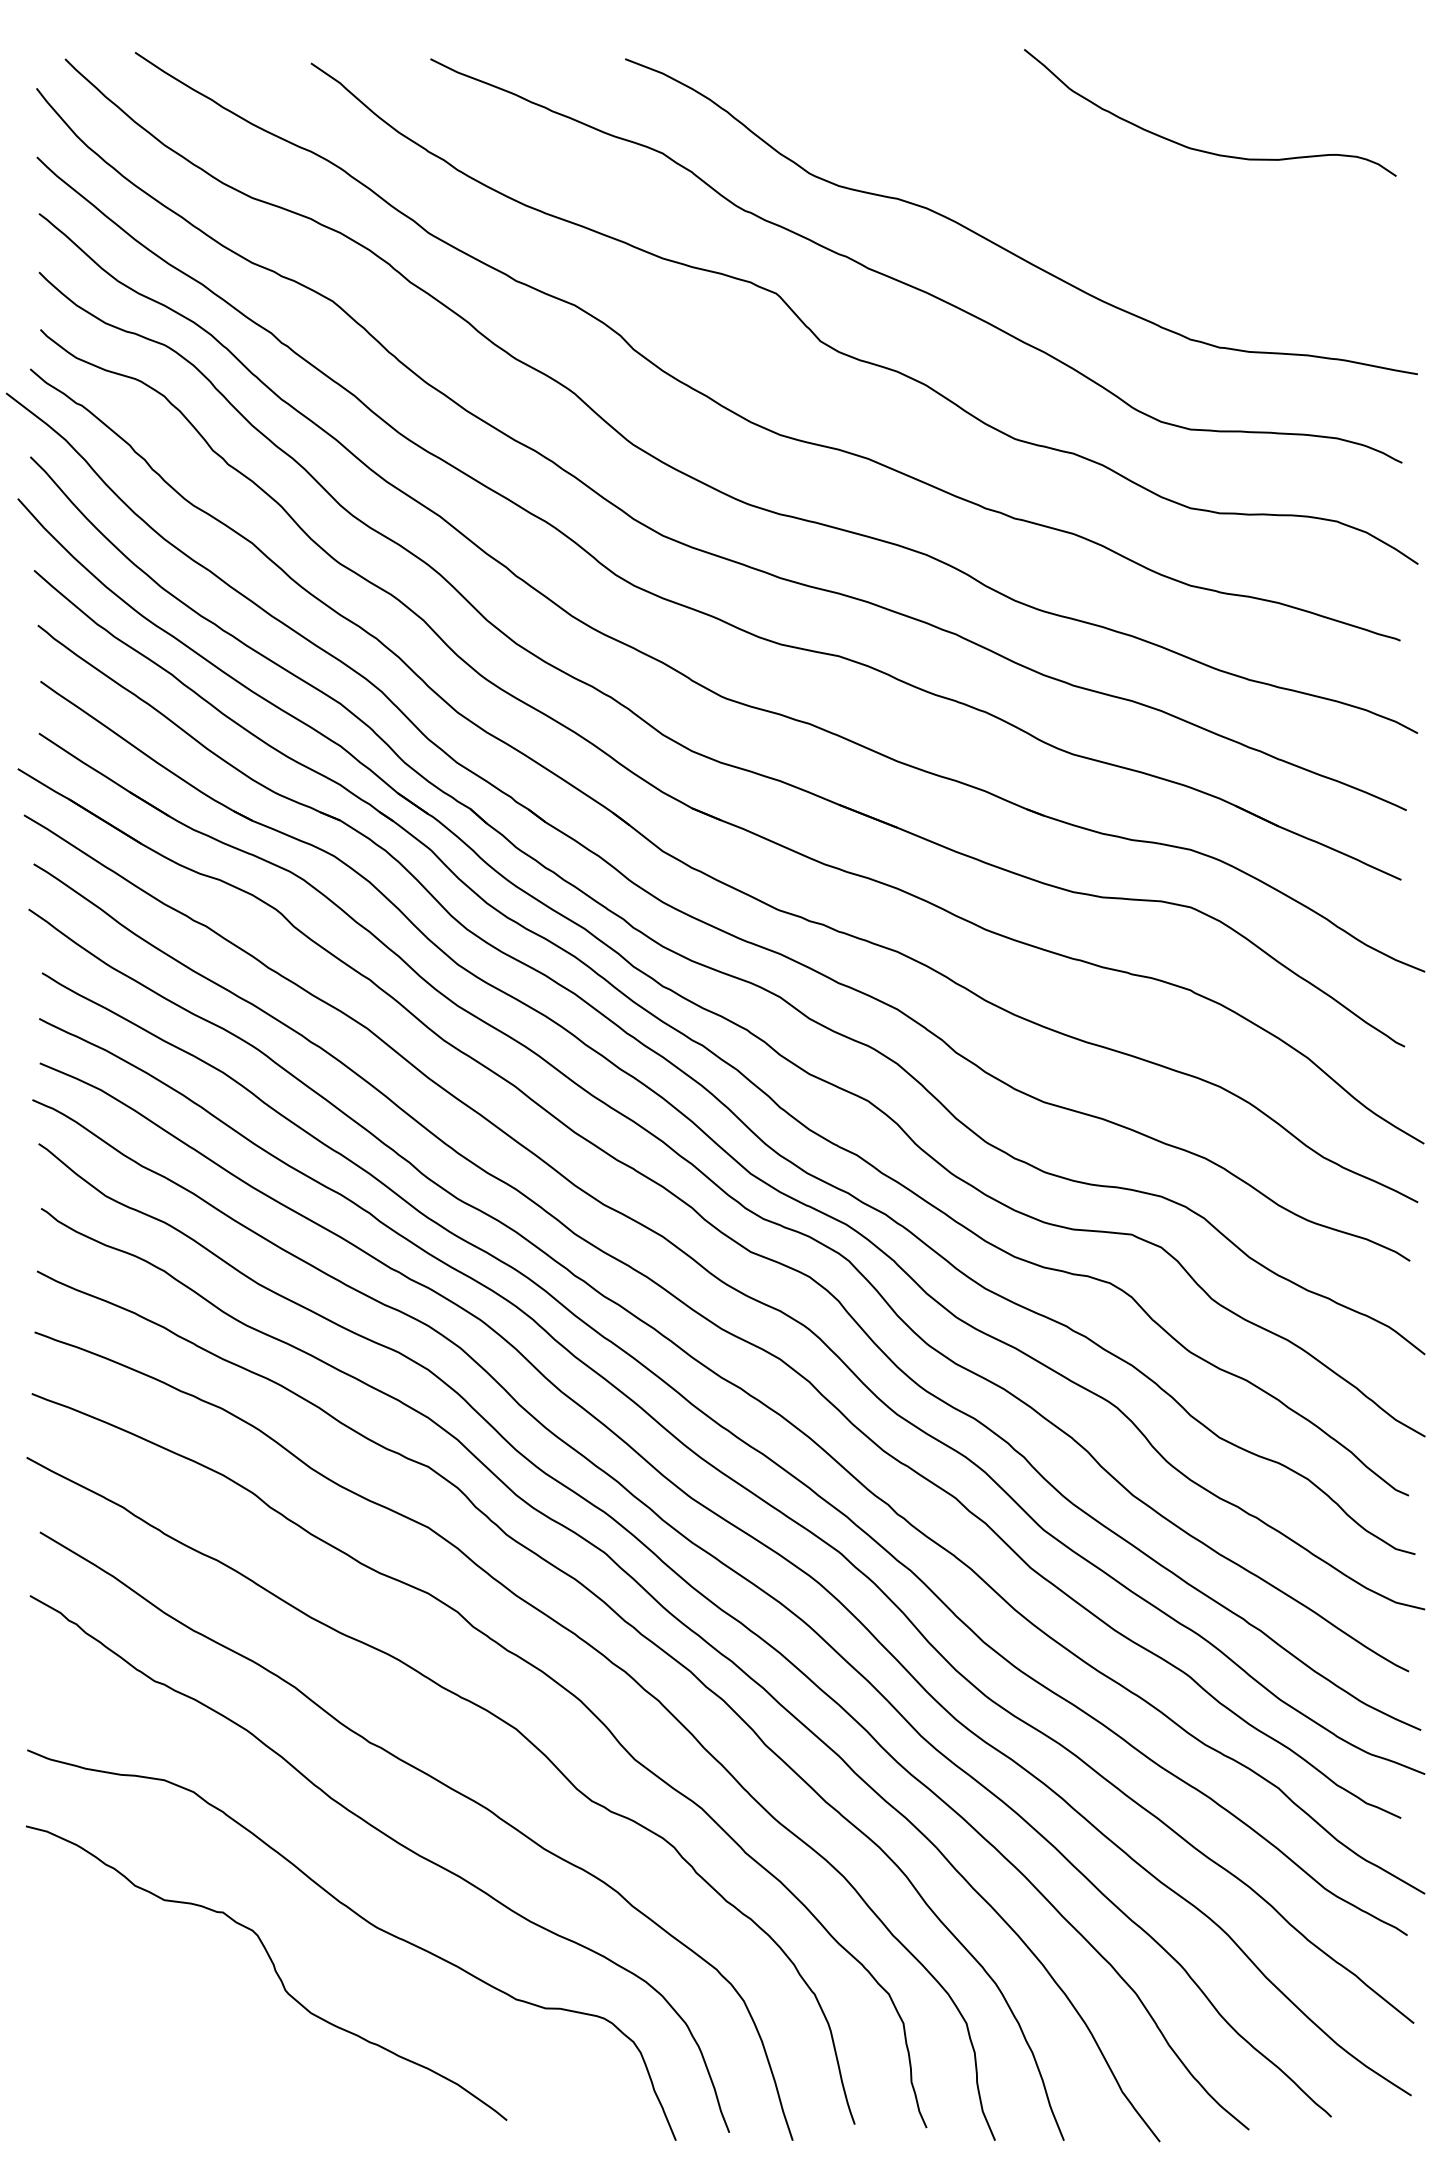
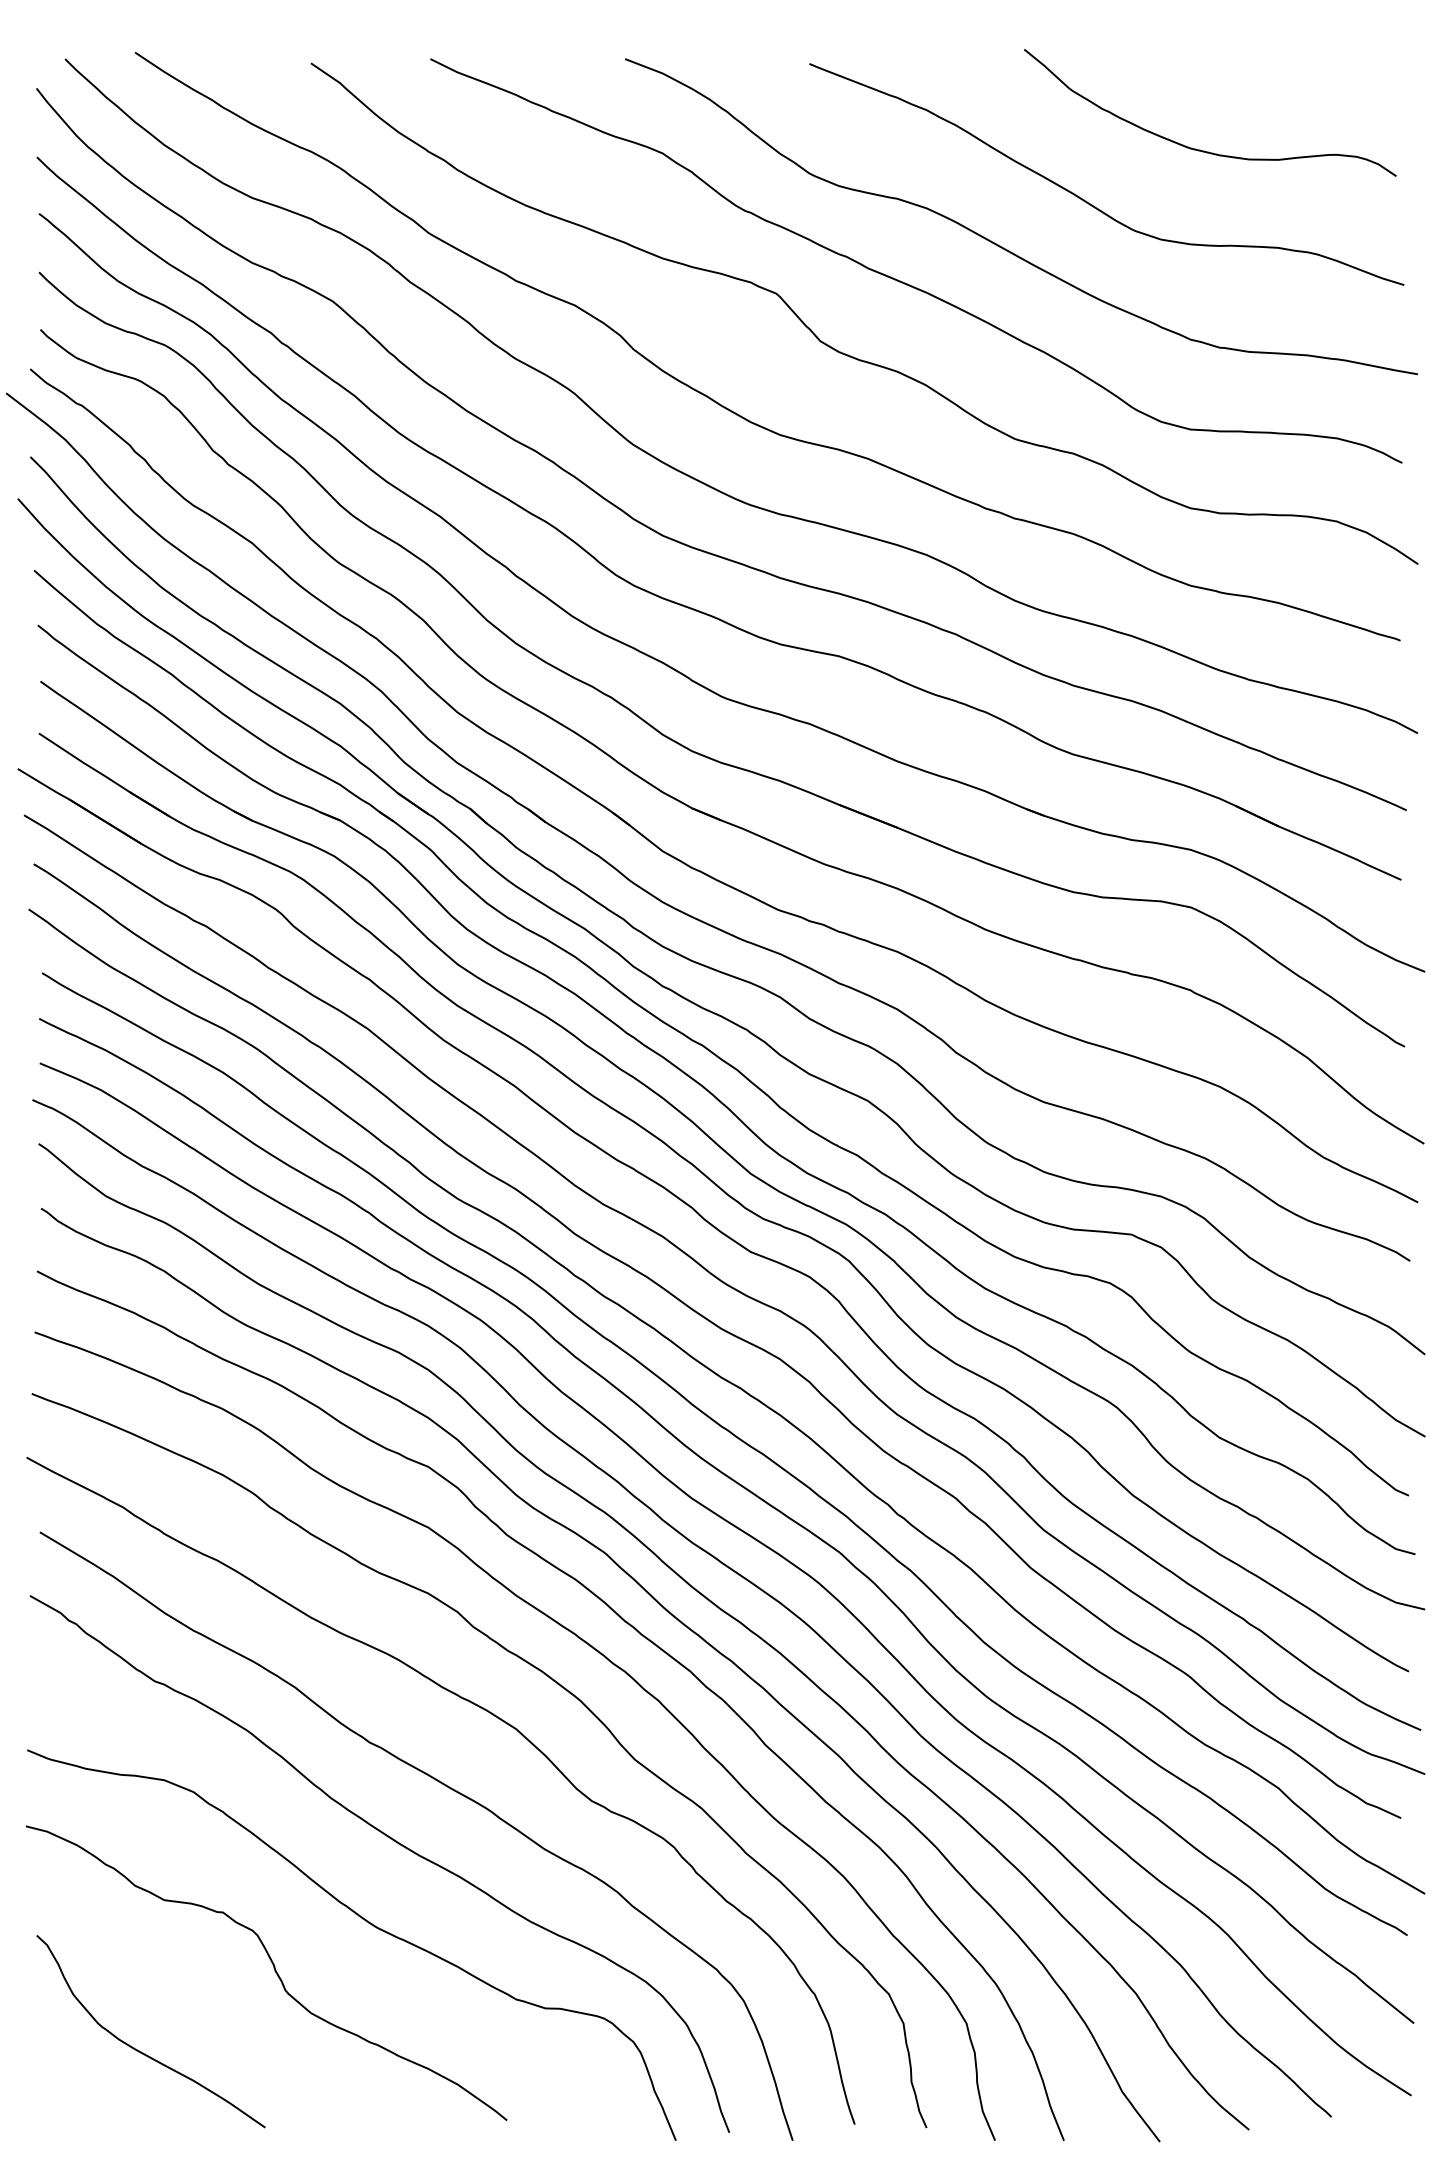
curve: none -> present (1089, 202)
curve: none -> present (141, 2051)
